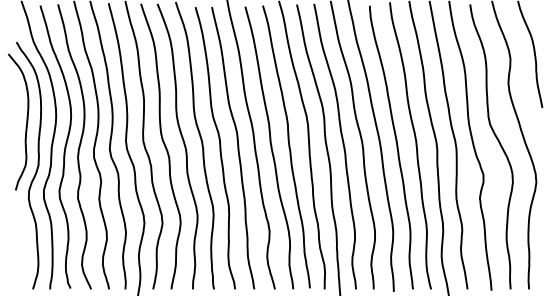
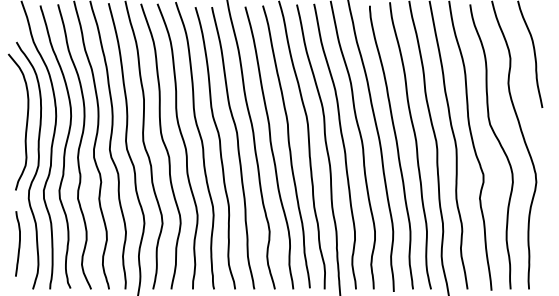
curve: none -> present (18, 243)
